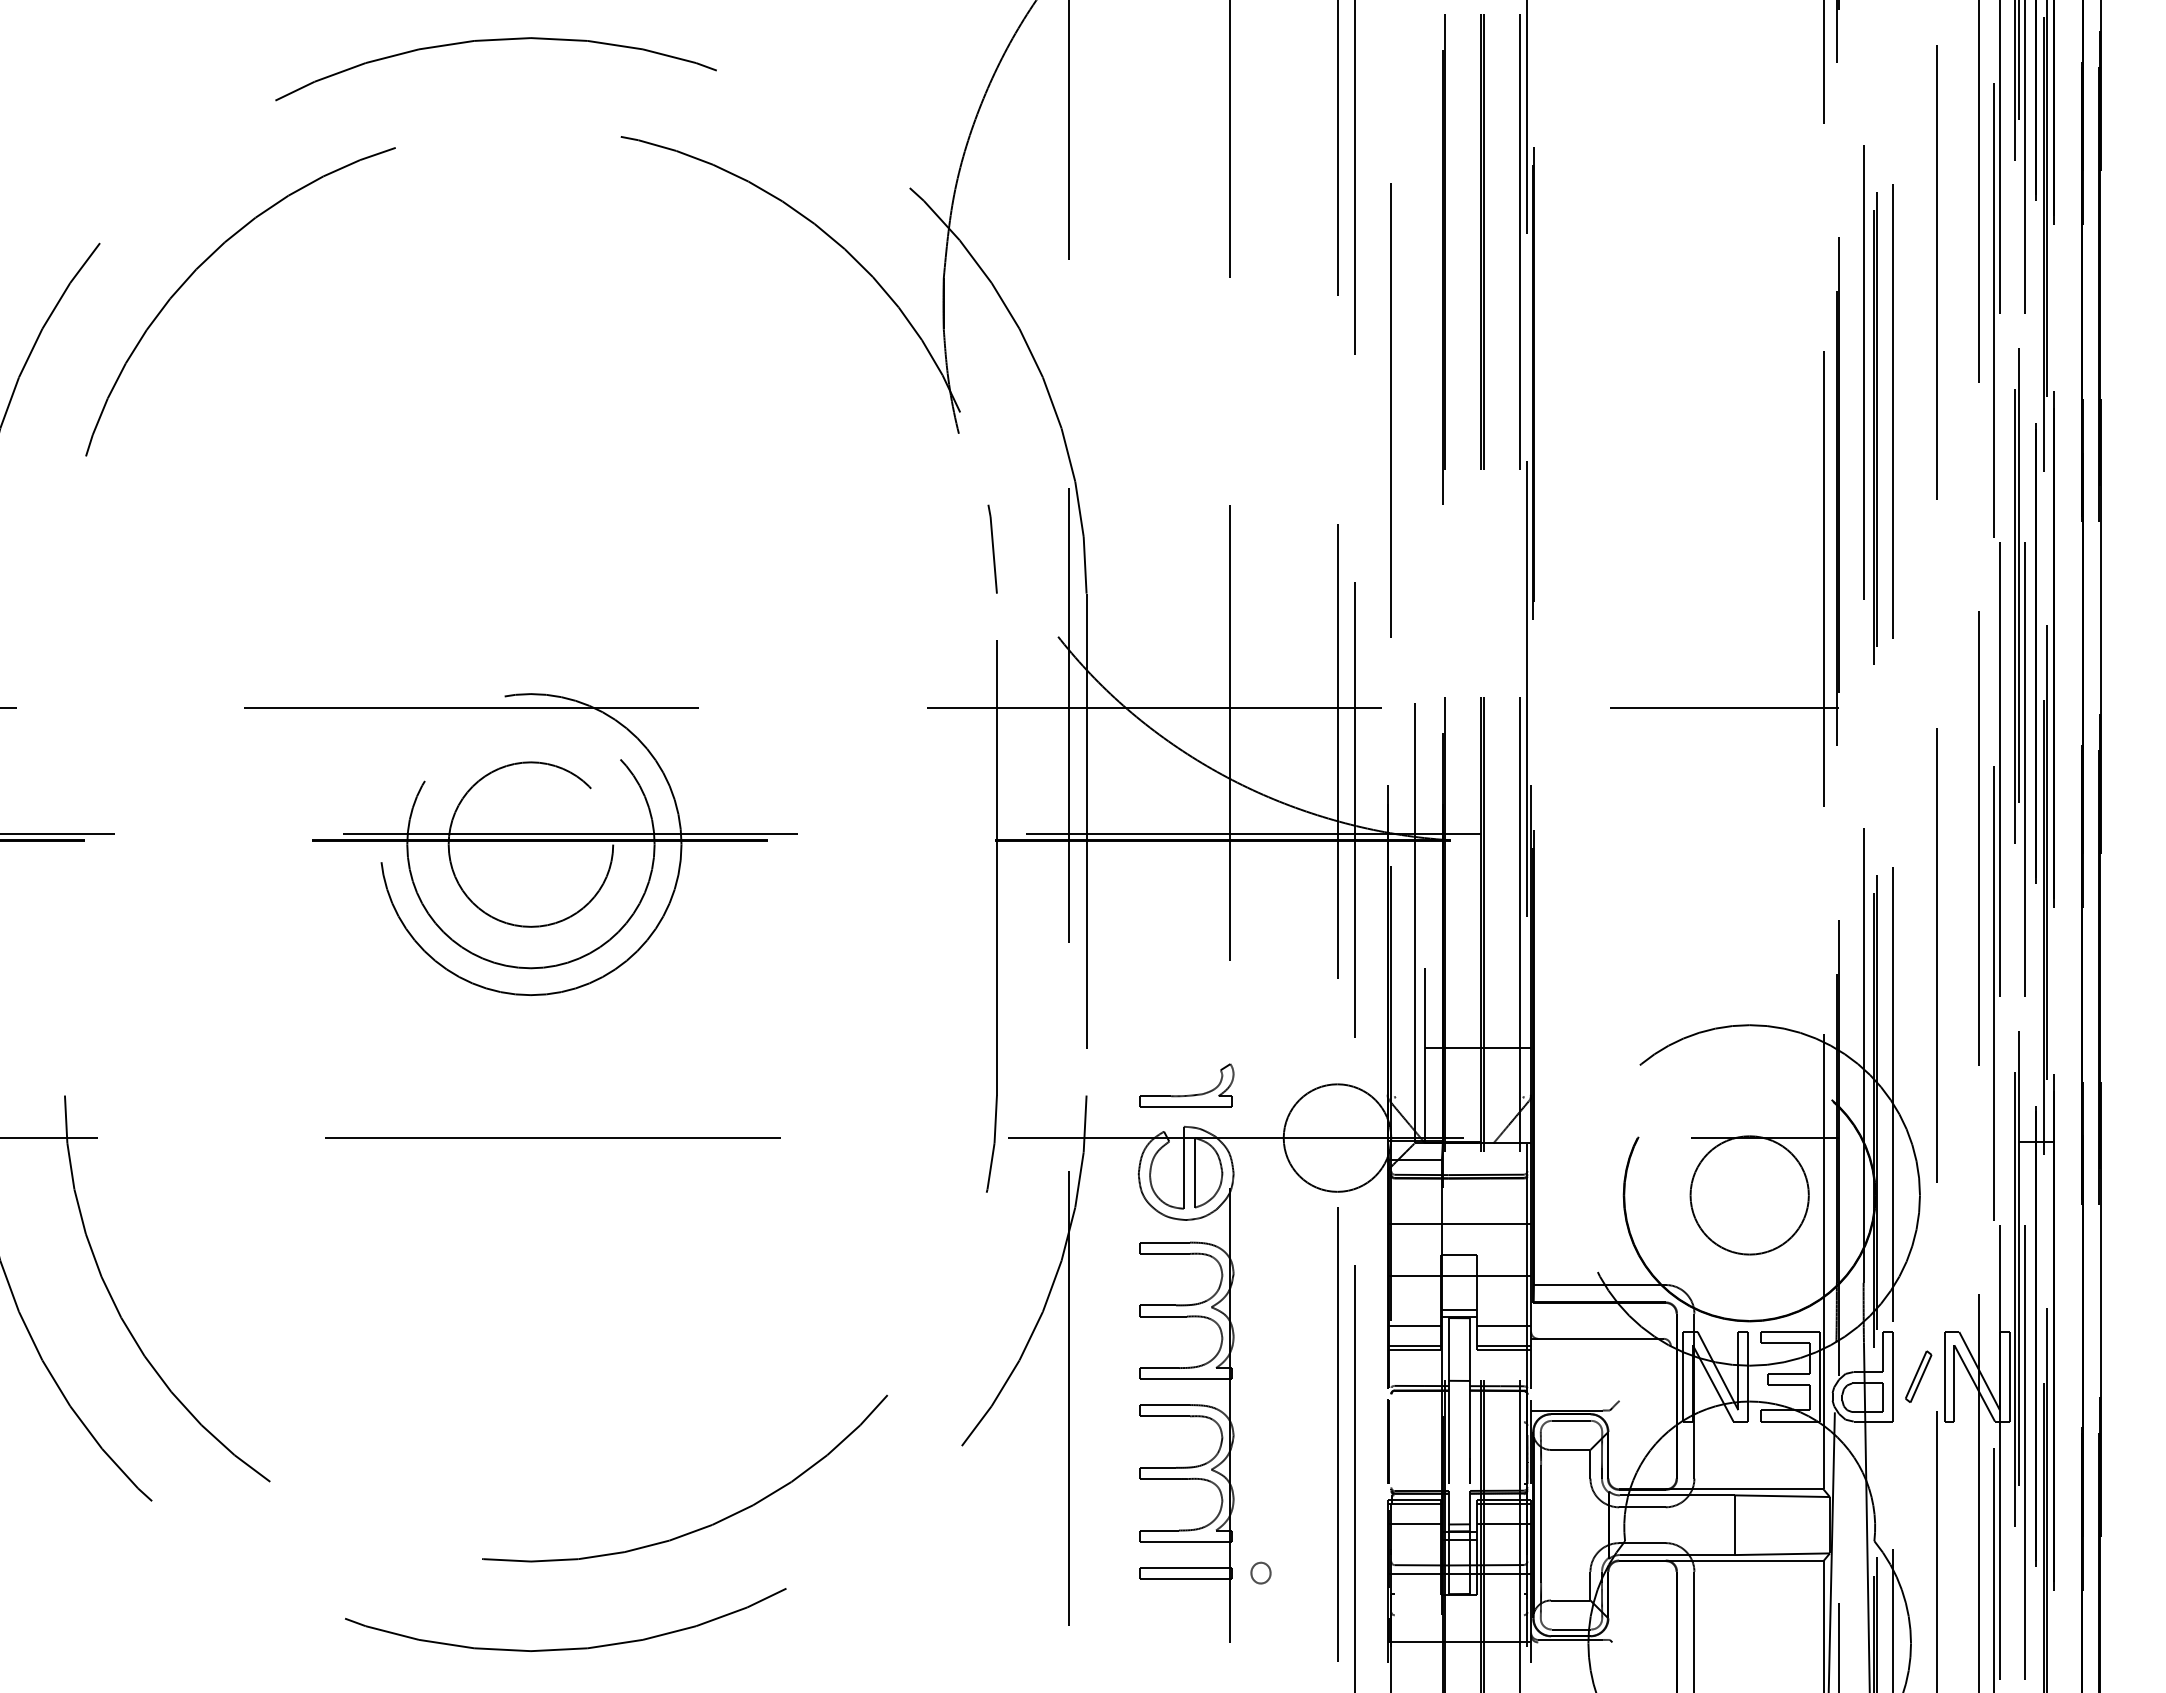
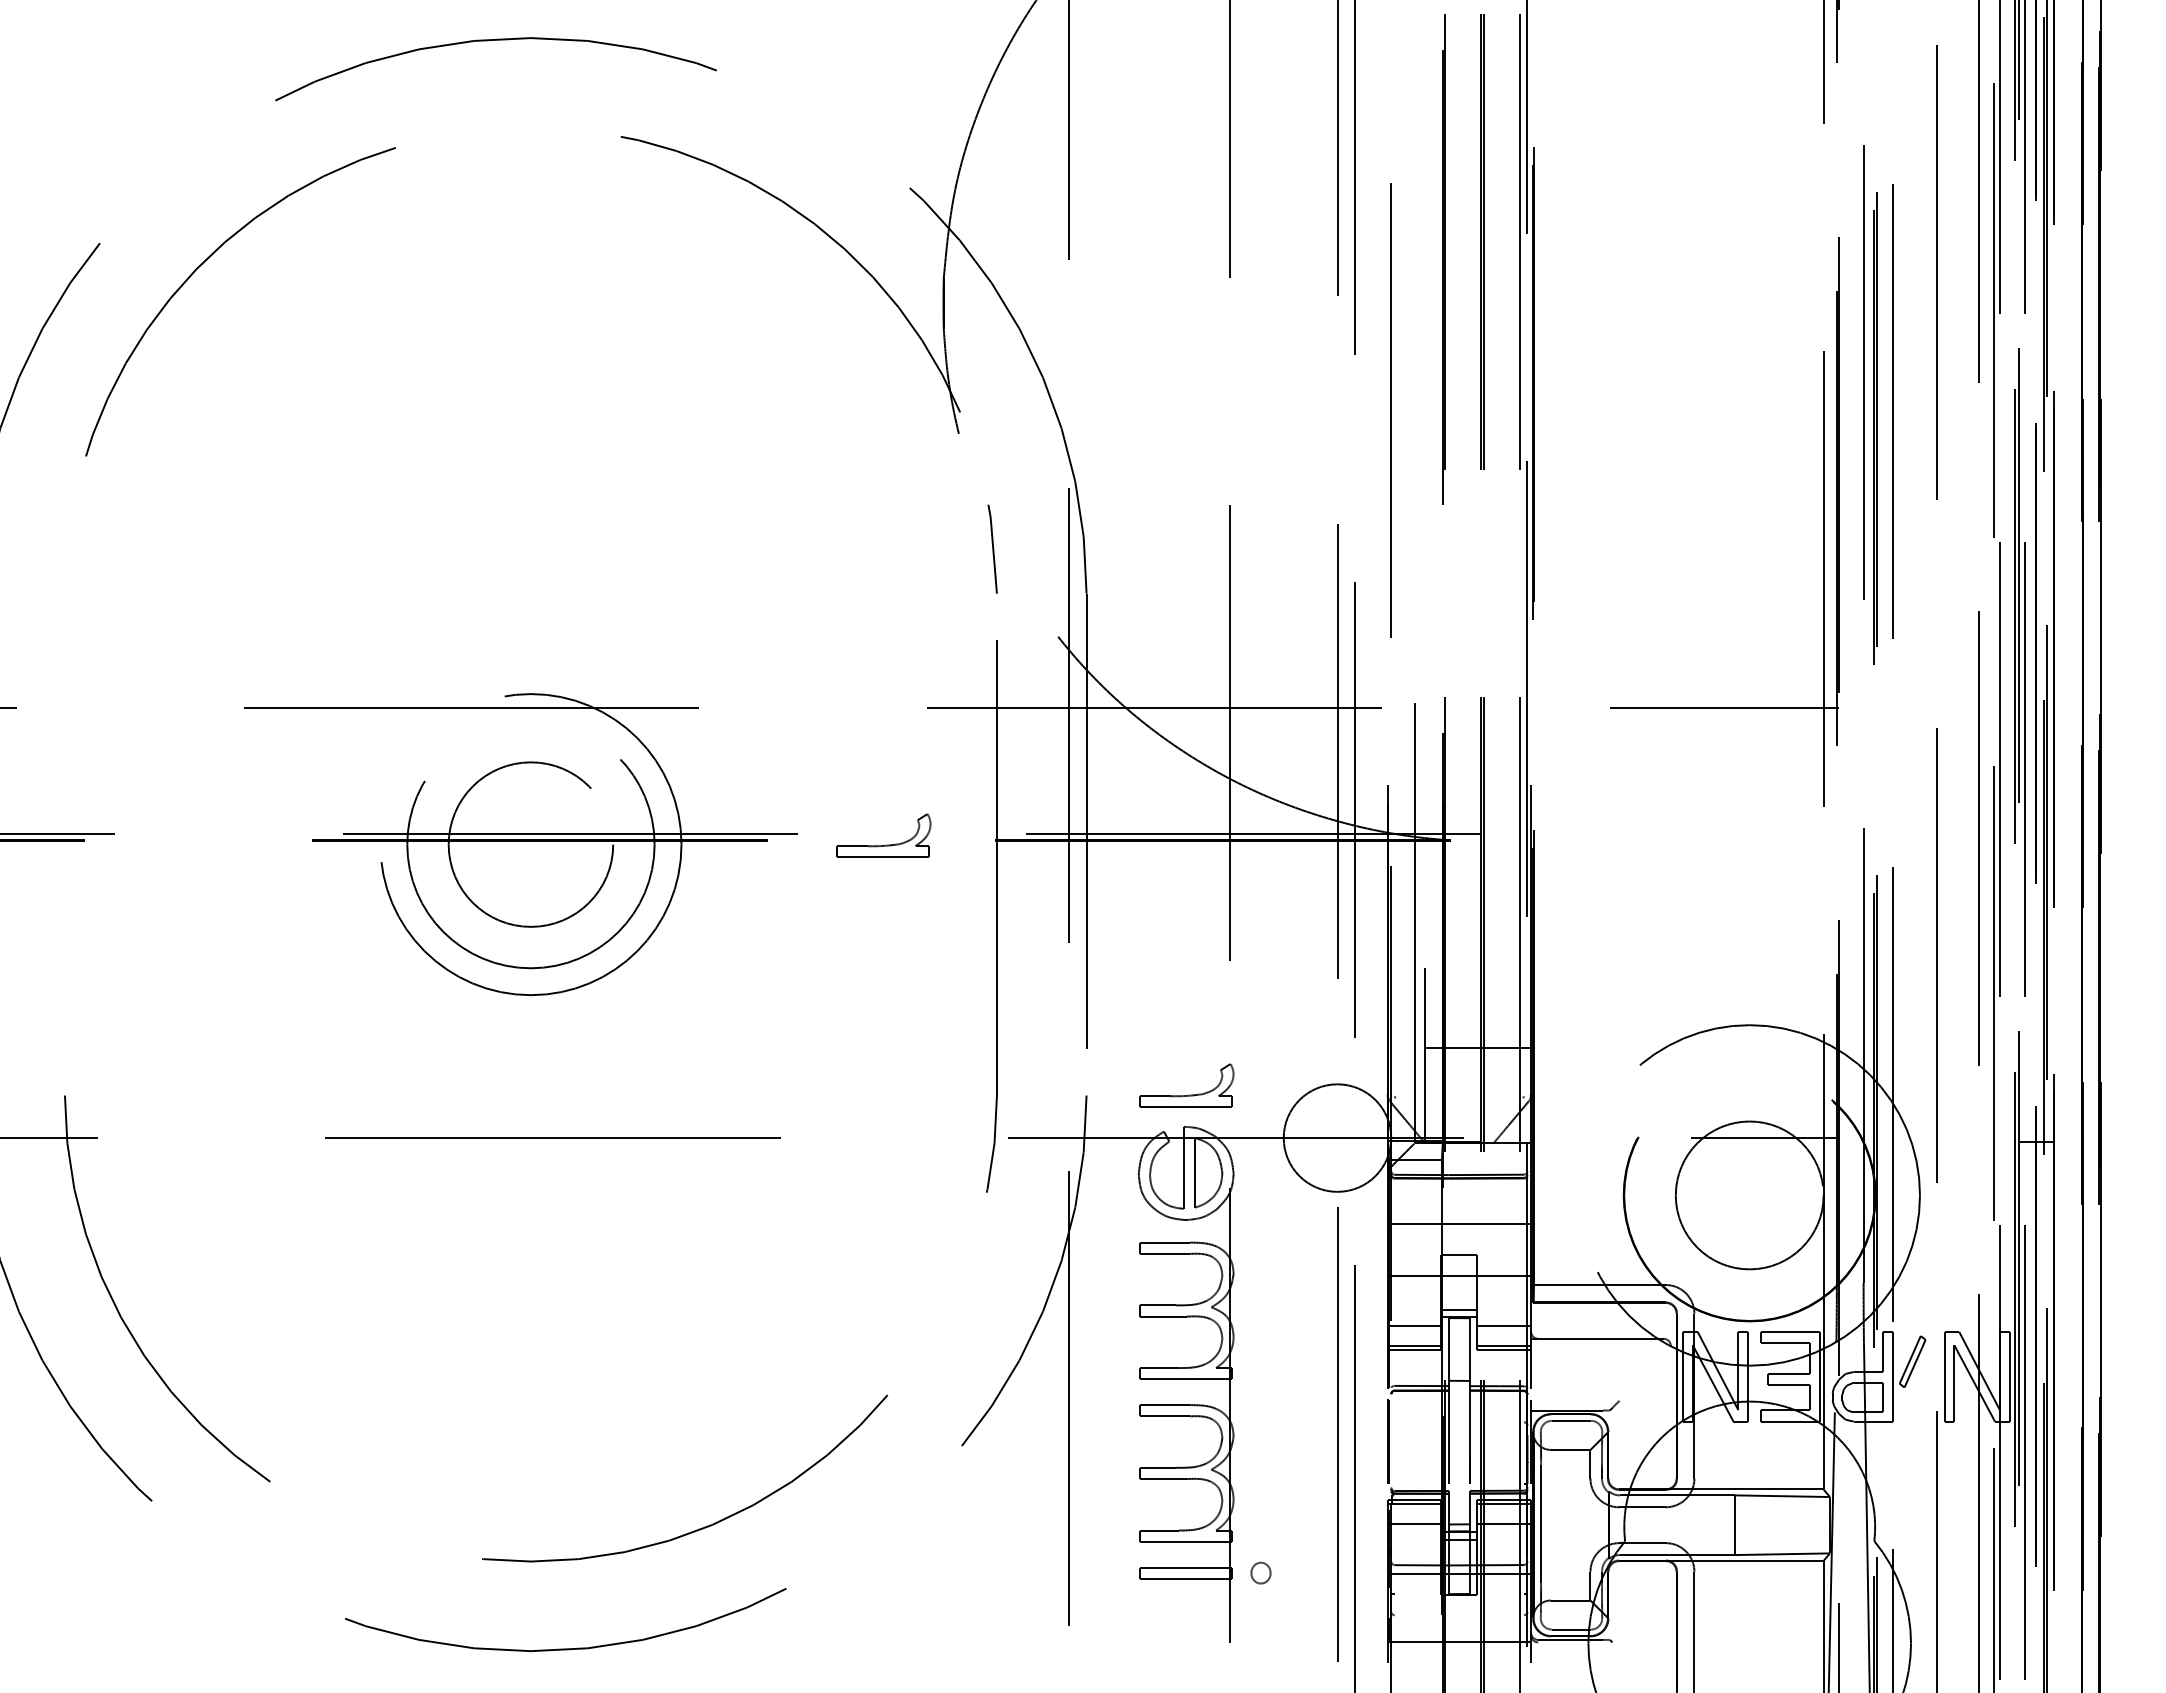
part: none -> present (885, 844)
circle diameter: 118 px -> 148 px (1749, 1195)
part position: (1918, 1376) -> (1912, 1361) (1912, 1361)
